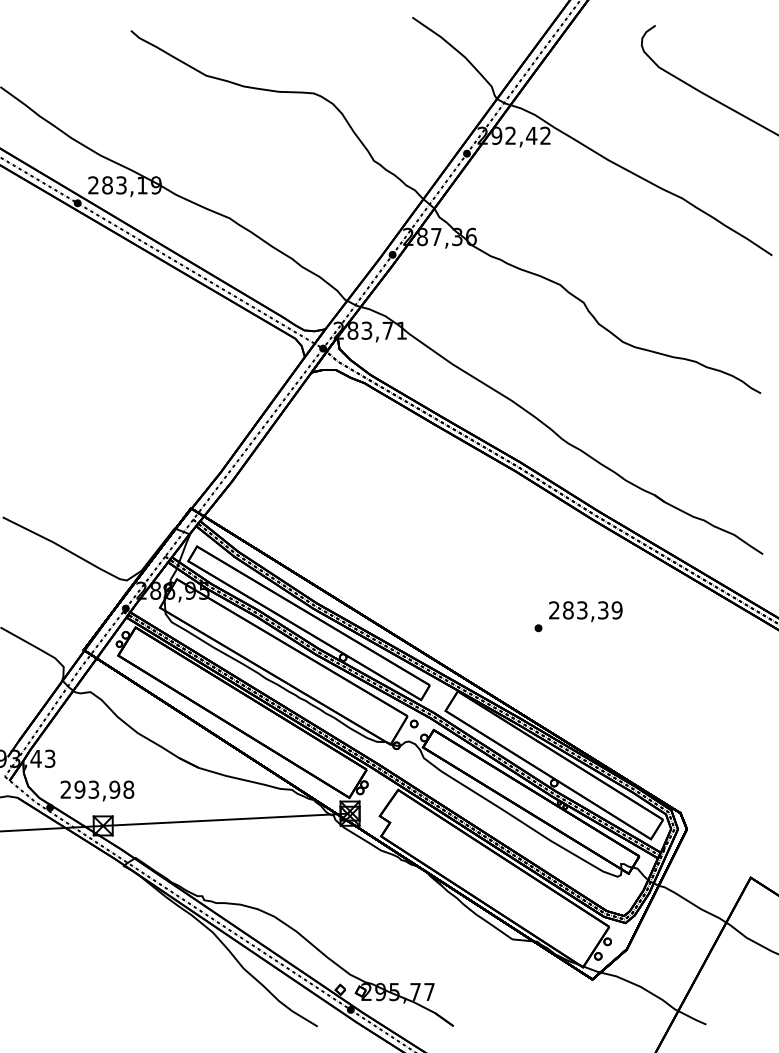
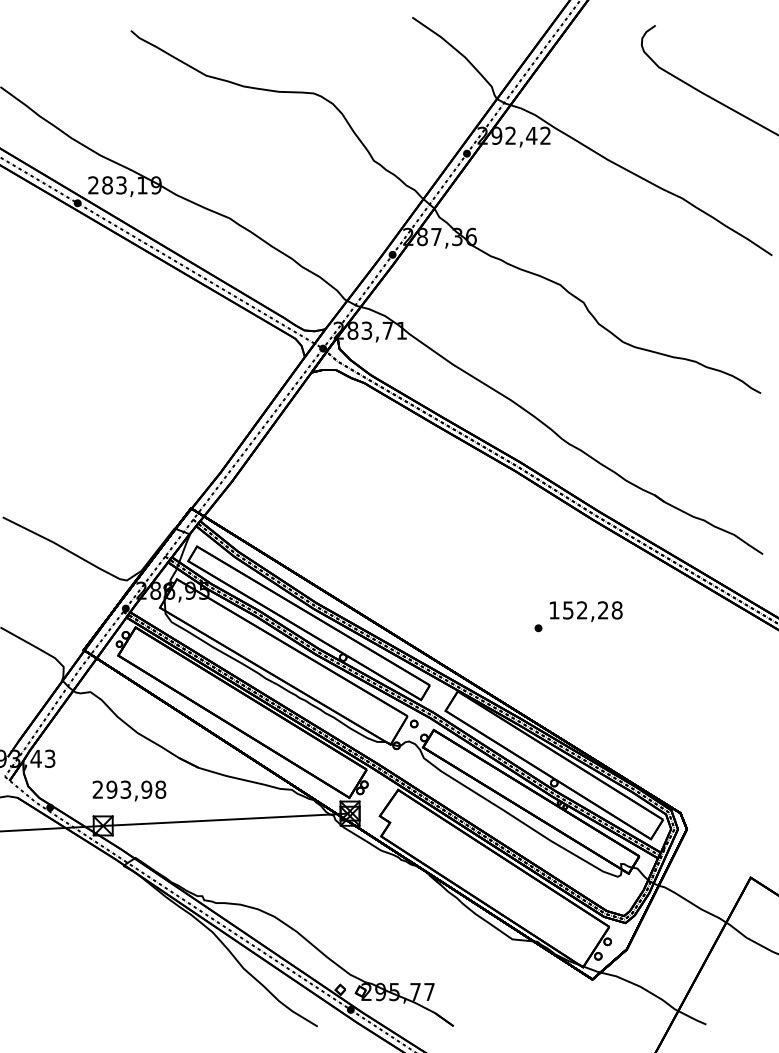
text: 283,39 -> 152,28 (585, 610)
text position: (97, 790) -> (129, 790) (129, 790)
